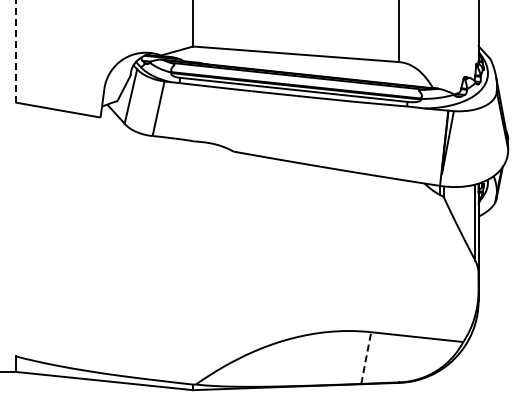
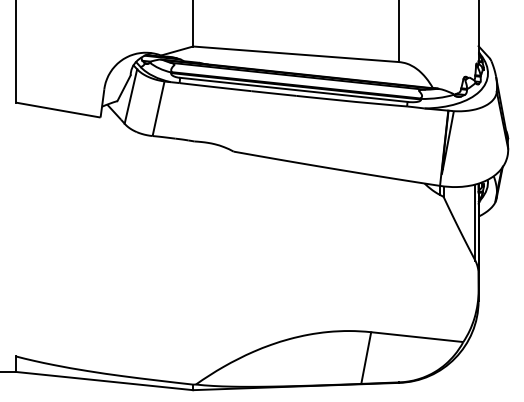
line: dashed -> solid (15, 51)
line: dashed -> solid (366, 357)
